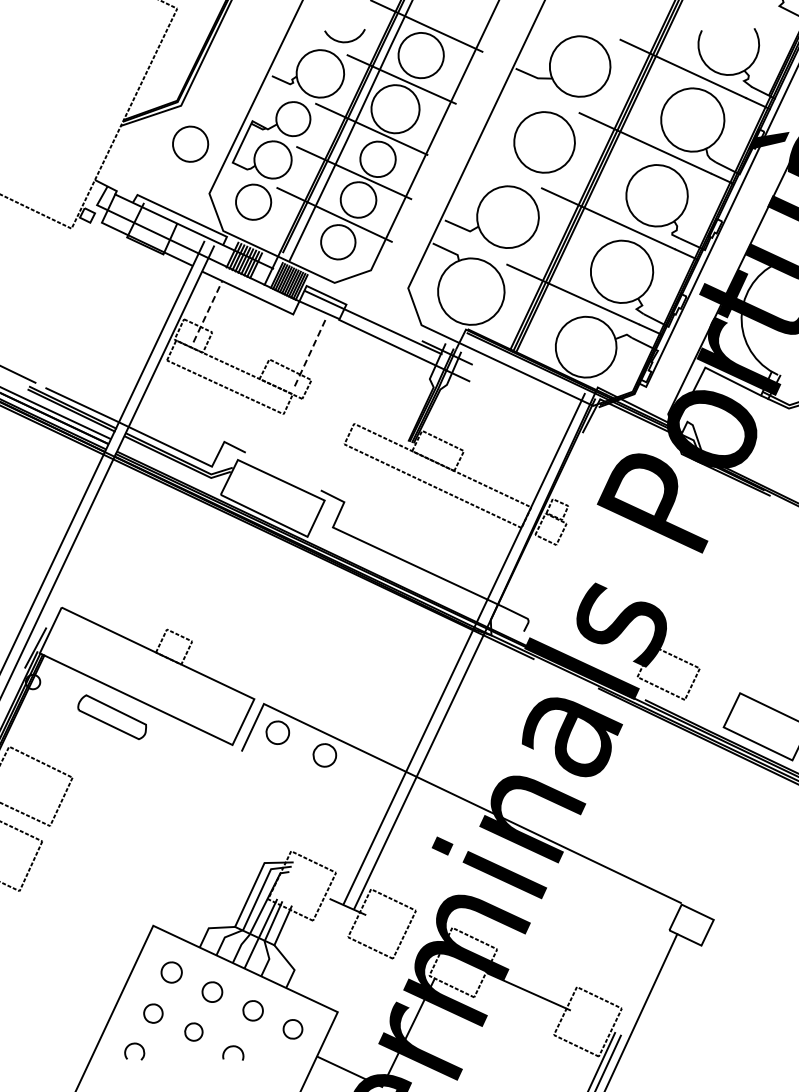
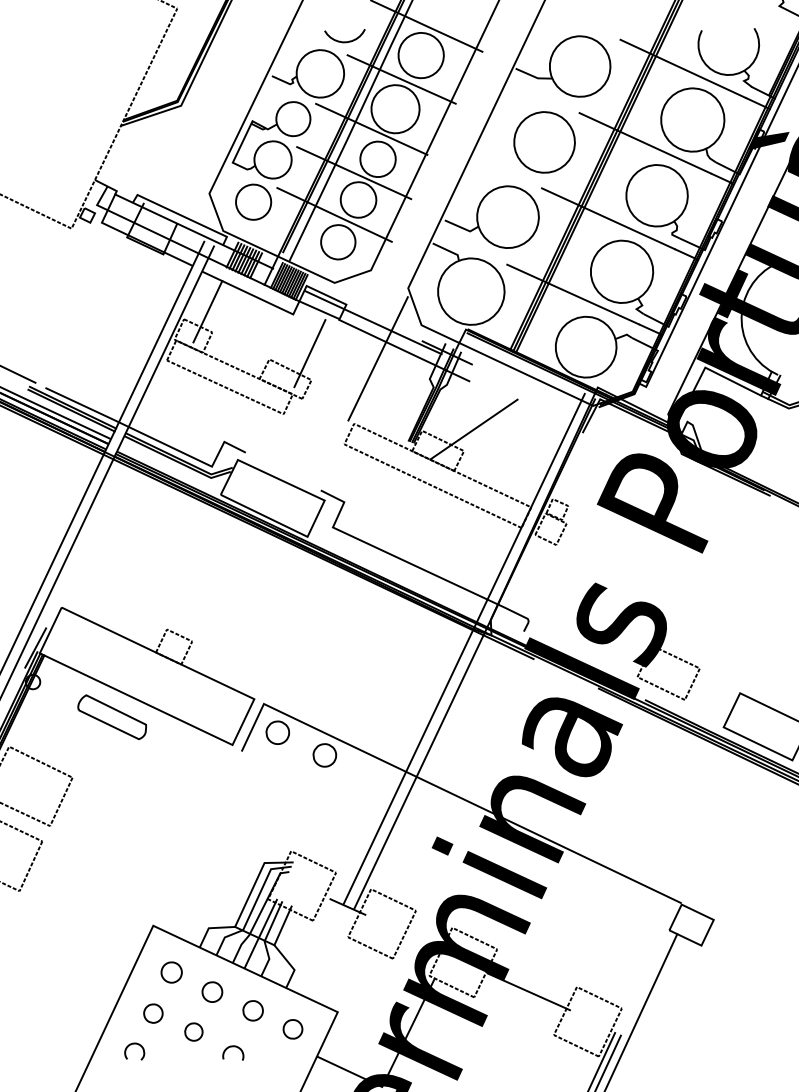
part: present -> none (190, 143)
line: dashed -> solid (207, 311)
line: dashed -> solid (309, 353)
line: none -> present (377, 358)
line: none -> present (473, 429)
